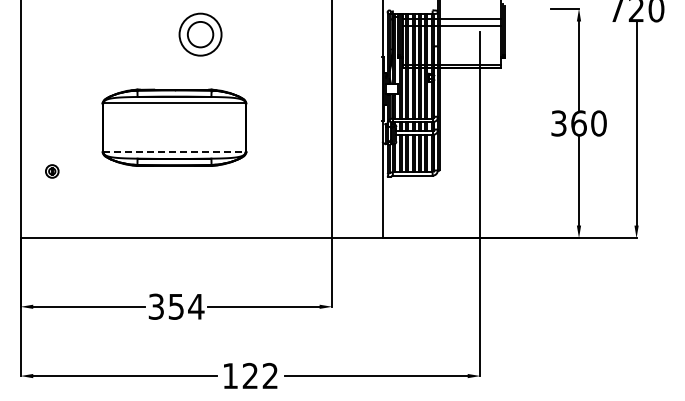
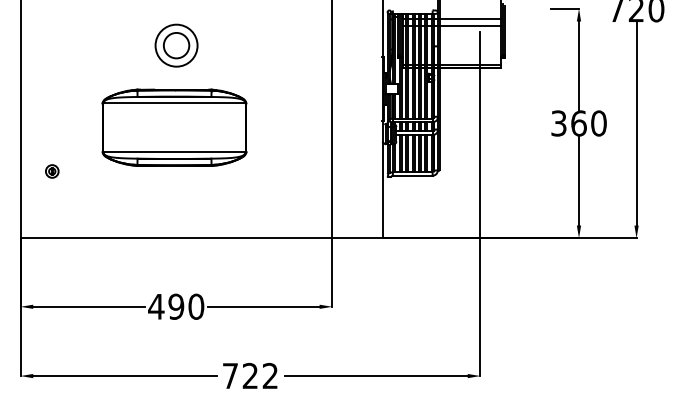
part position: (200, 34) -> (176, 45) (176, 45)
line: dashed -> solid (175, 152)
text: 354 -> 490 (176, 306)
text: 122 -> 722 (230, 375)
